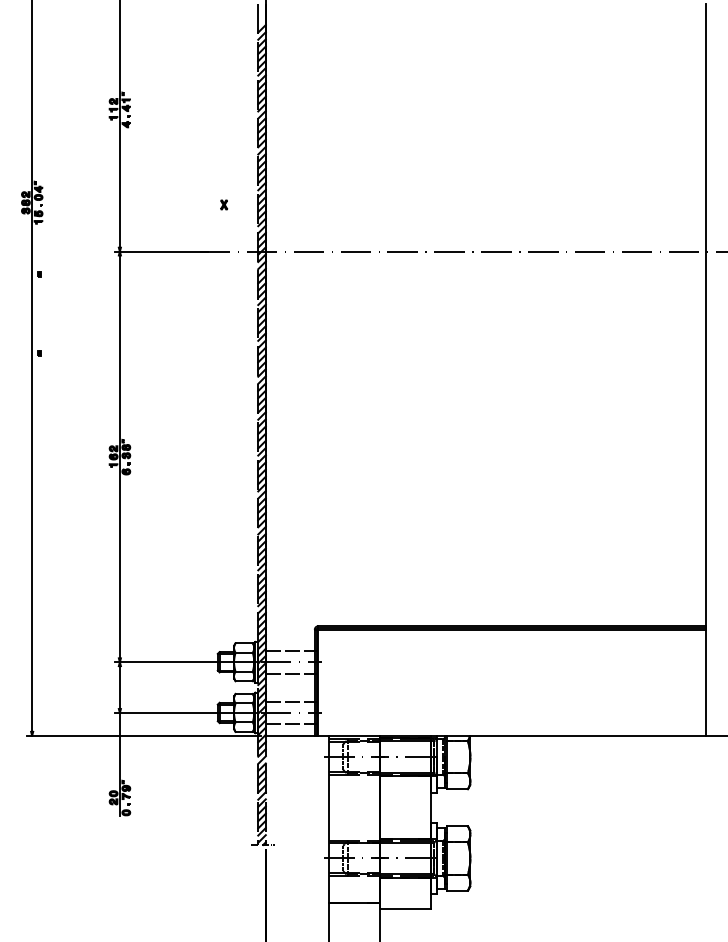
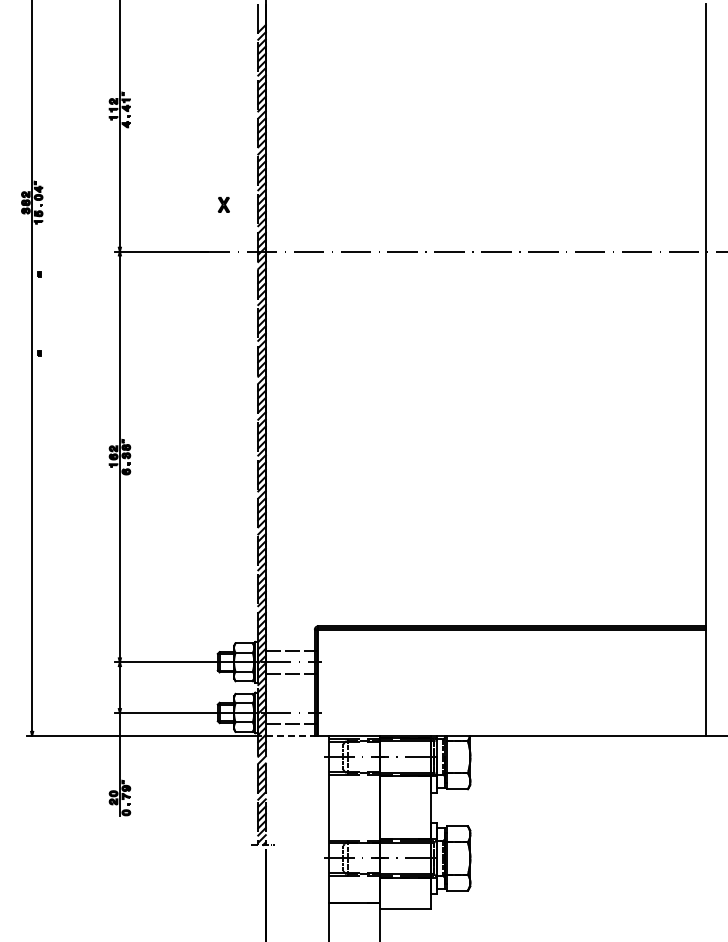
part size: 9x12 px -> 13x16 px (223, 204)
line: present -> none (290, 701)
line: solid -> dashed (290, 735)
